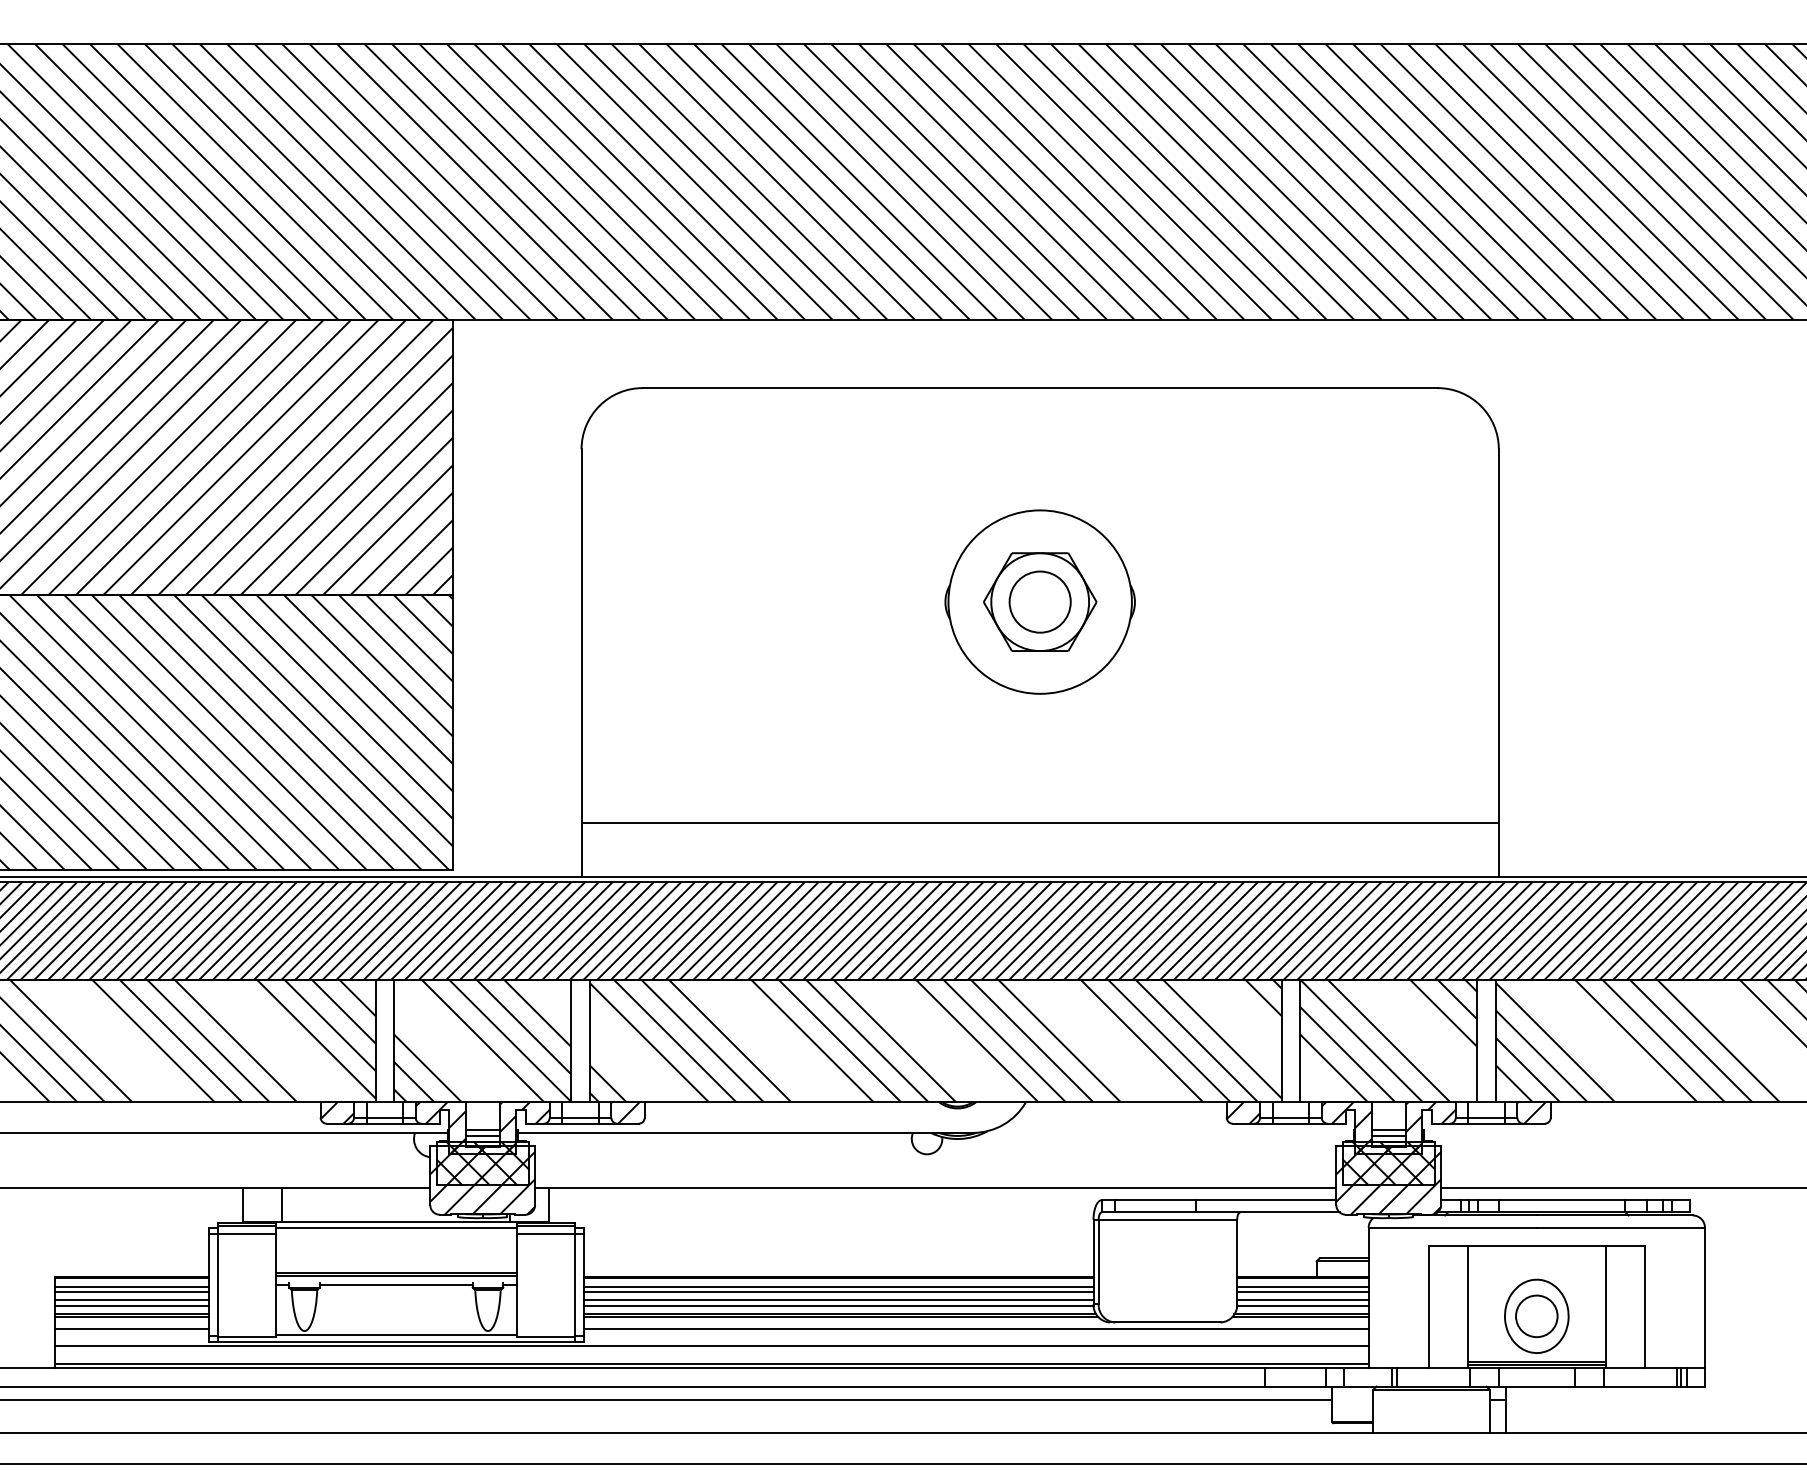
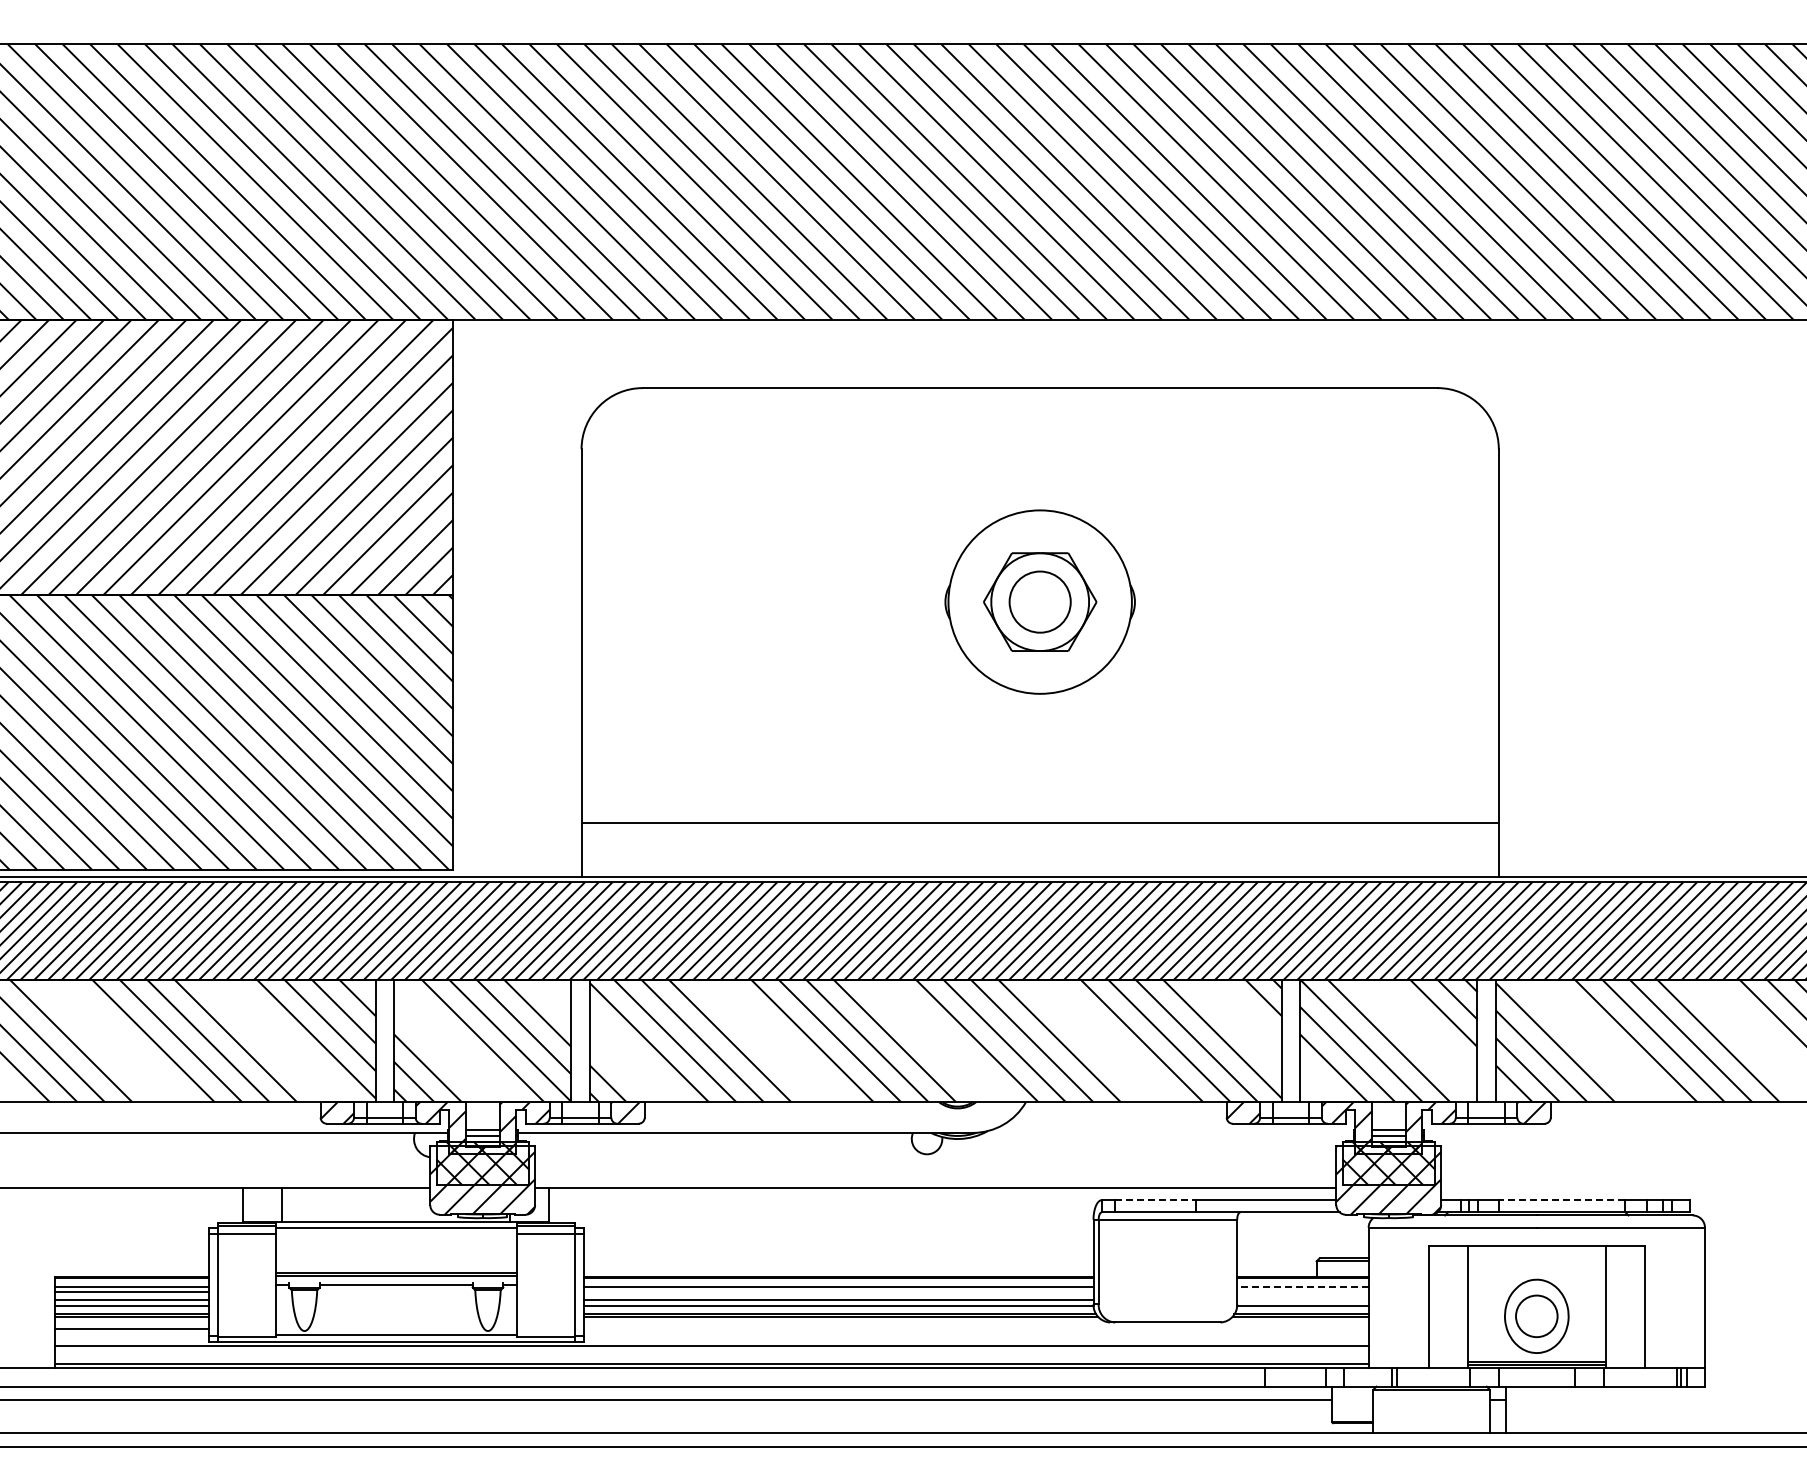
line: present -> none (1622, 1187)
line: solid -> dashed (1155, 1200)
line: solid -> dashed (1561, 1200)
line: solid -> dashed (1302, 1286)
line: present -> none (838, 1292)
line: present -> none (1302, 1292)
line: present -> none (1302, 1300)
line: present -> none (976, 1329)
line position: (902, 1463) -> (902, 1446) (902, 1446)
